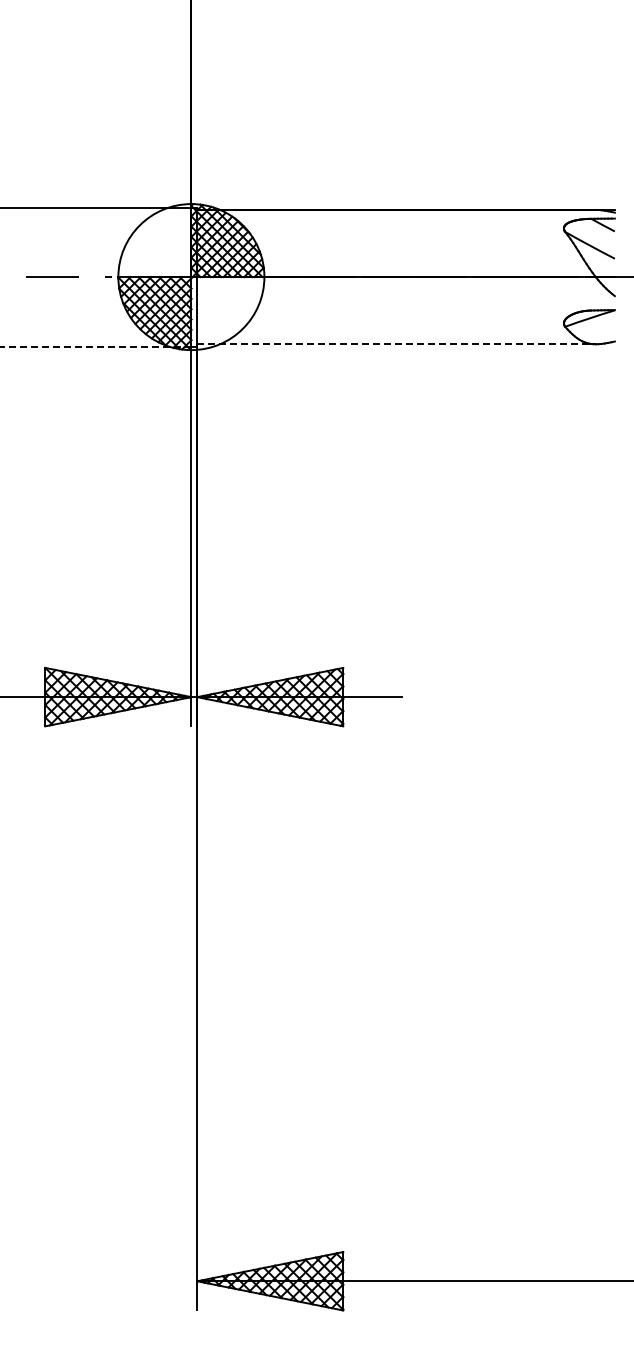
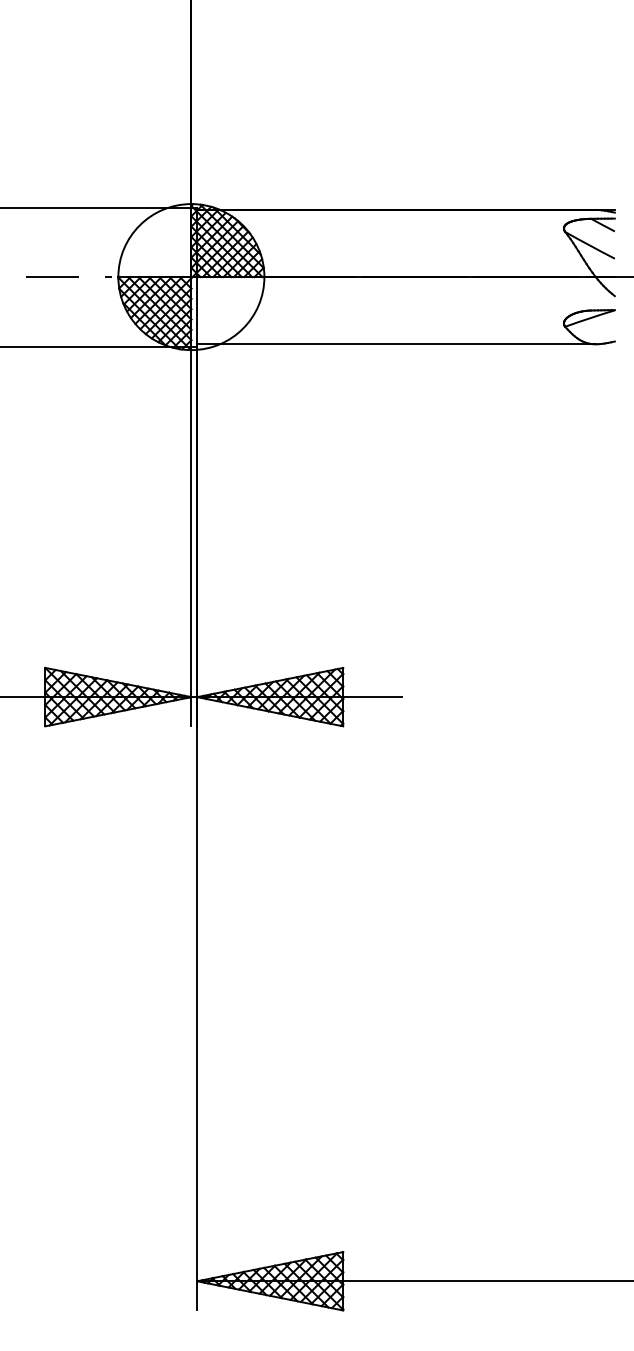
line: dashed -> solid (397, 344)
line: dashed -> solid (96, 346)
